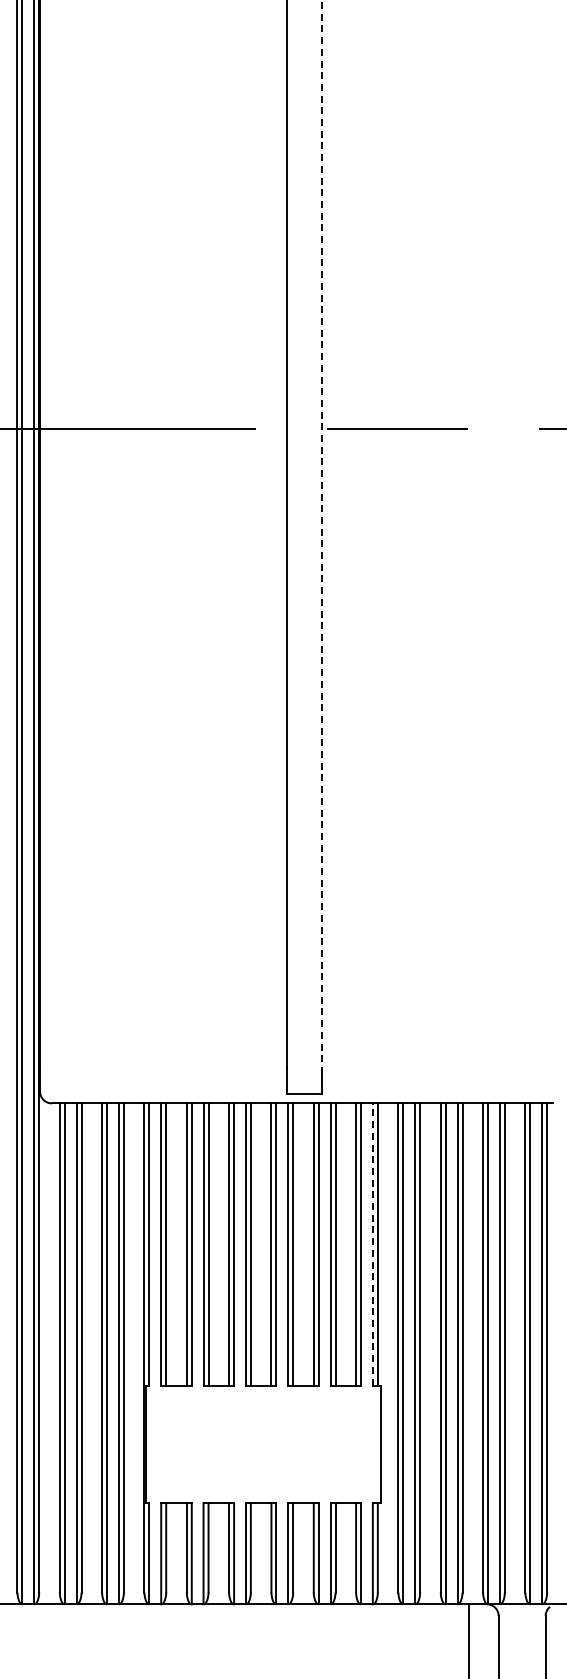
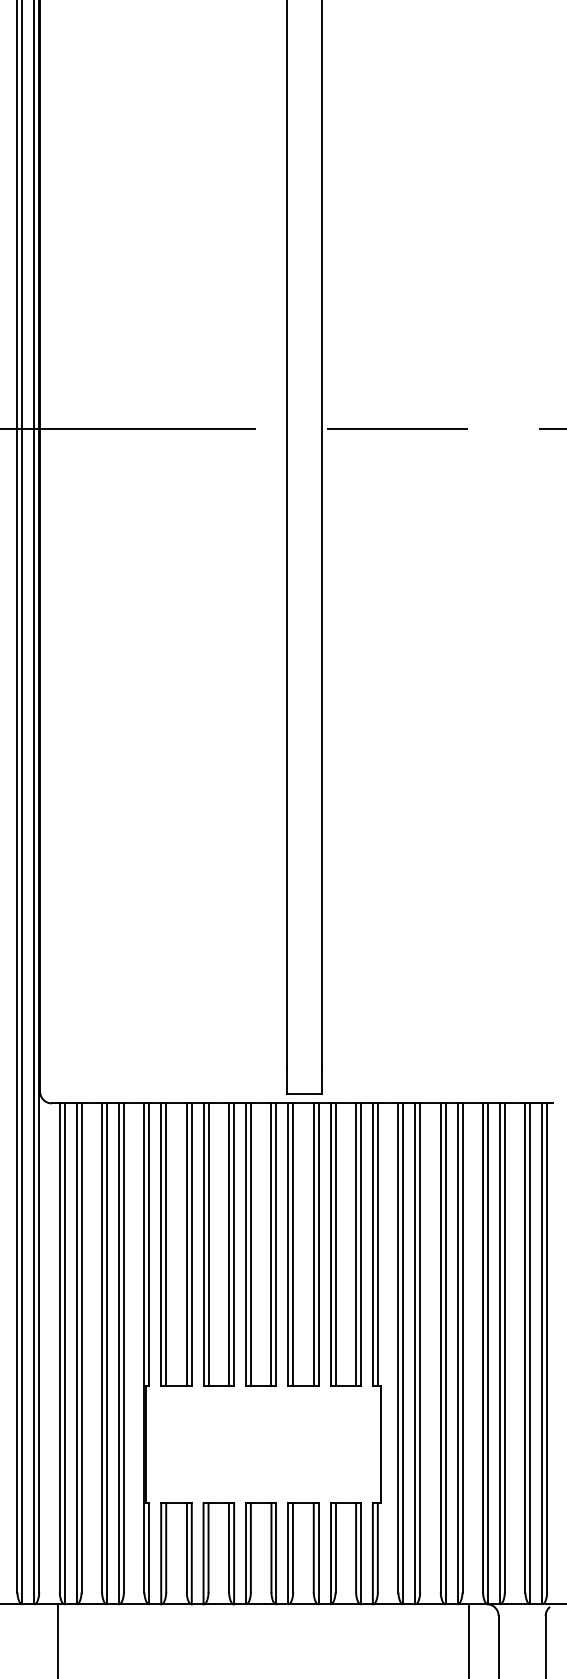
line: dashed -> solid (322, 534)
line: dashed -> solid (372, 1244)
line: none -> present (57, 1639)
